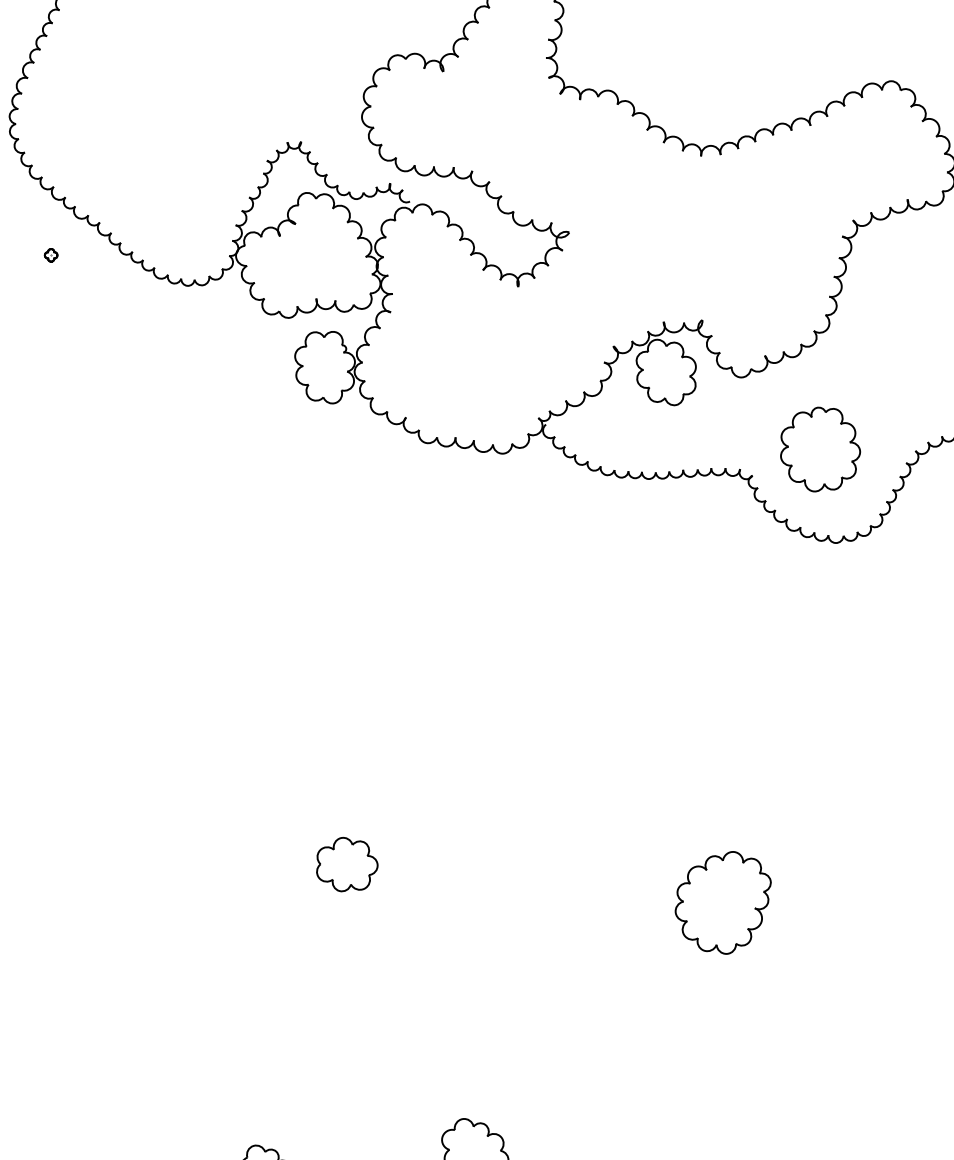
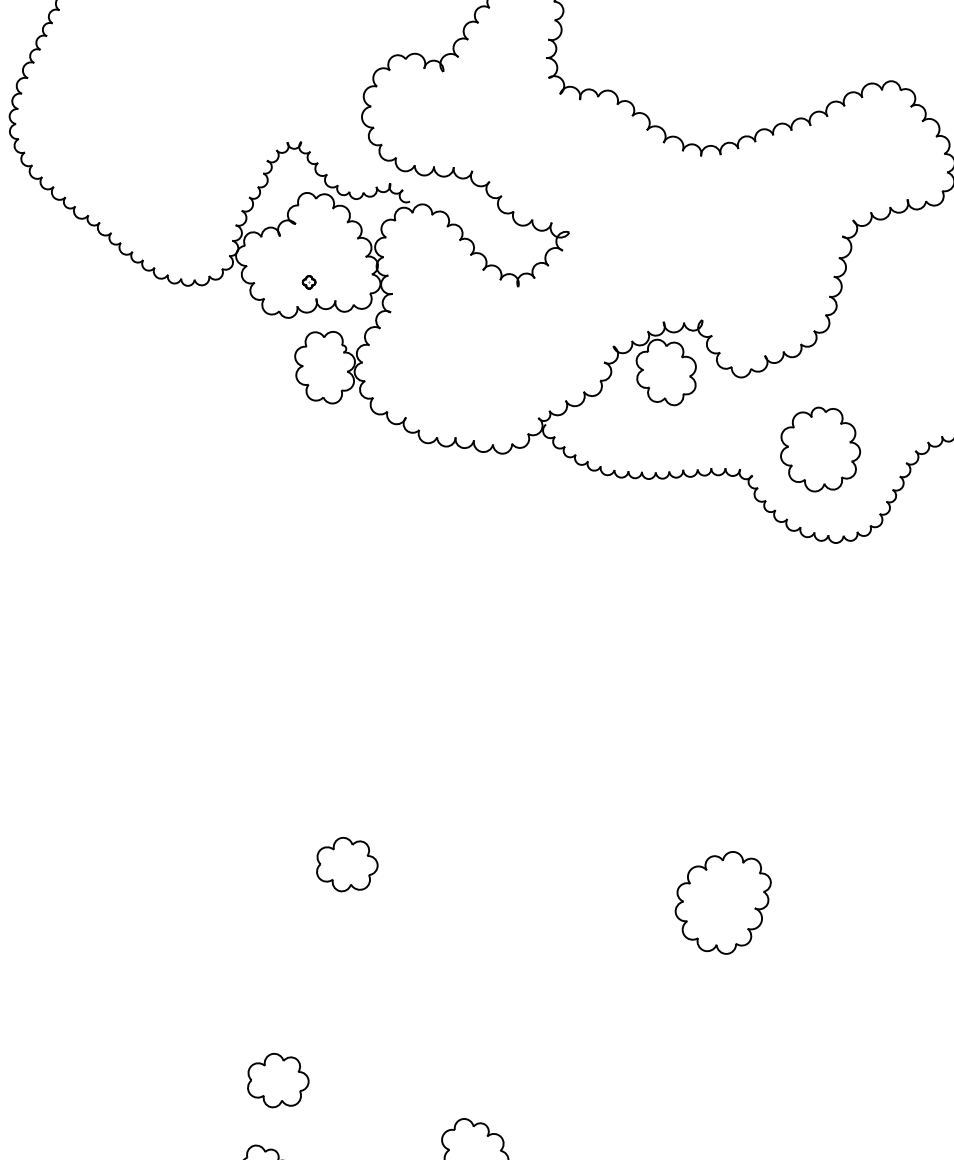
part position: (50, 255) -> (308, 282) (308, 282)
part: none -> present (278, 1080)
